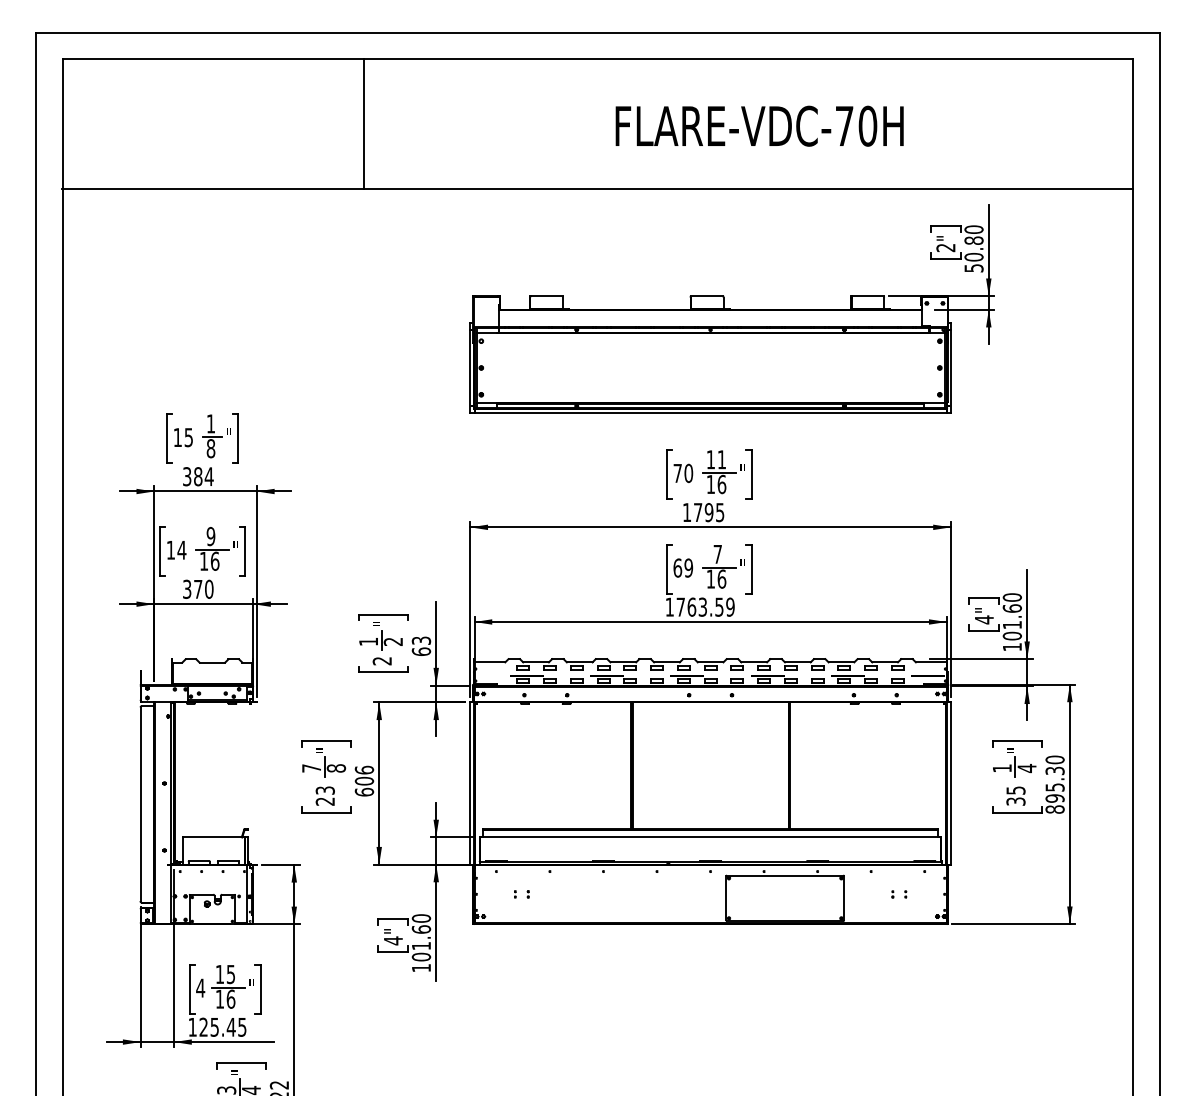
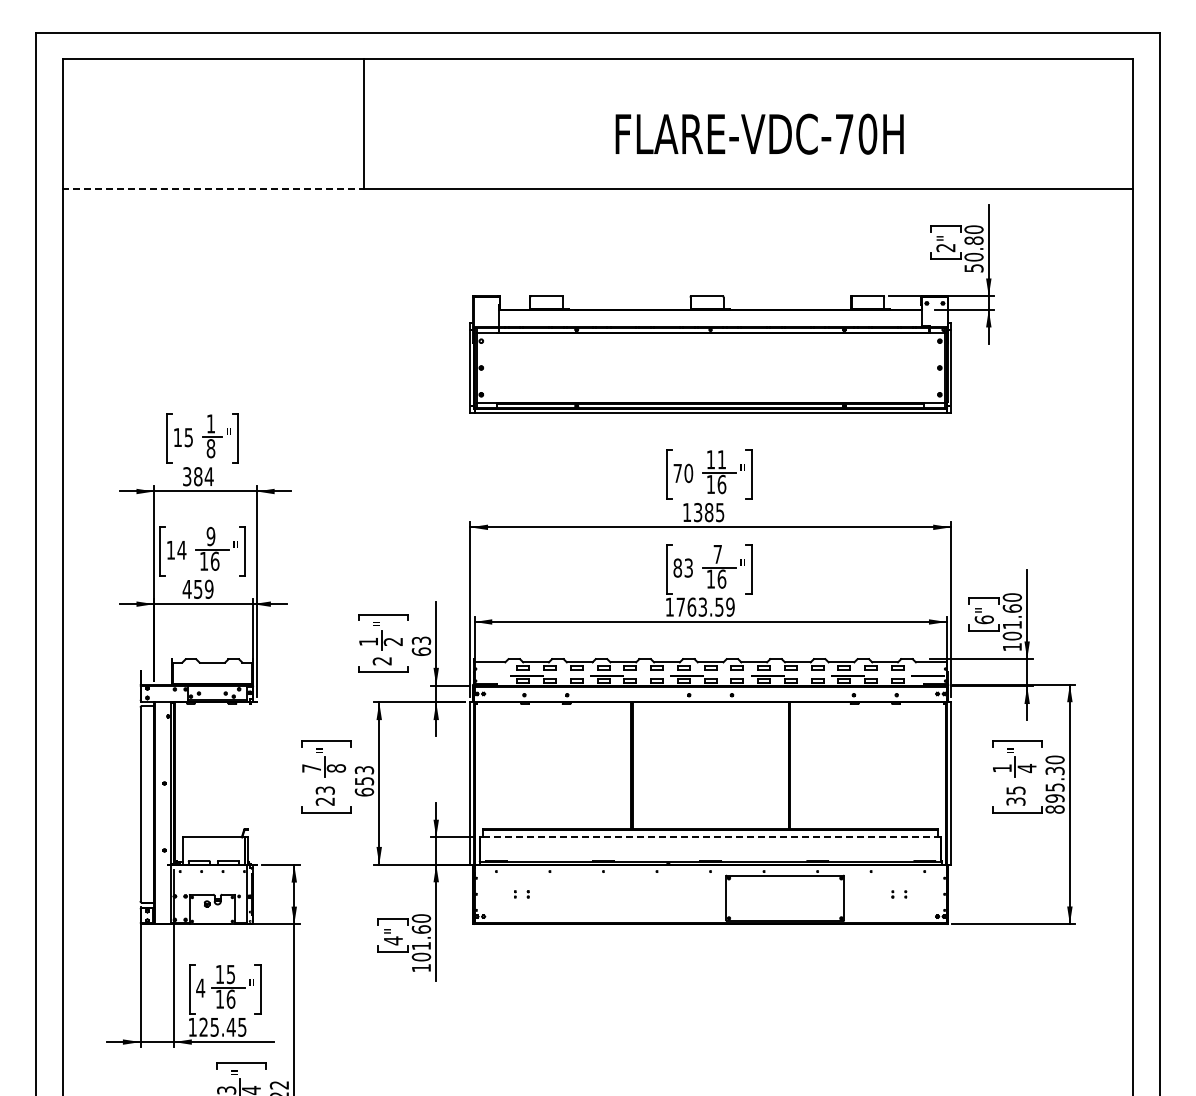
text position: (759, 125) -> (759, 133) (759, 133)
line: solid -> dashed (213, 189)
text: 1795 -> 1385 (703, 512)
text: 69 -> 83 (683, 567)
text: 370 -> 459 (197, 588)
text: 4" -> 6" (983, 619)
text: 606 -> 653 (364, 775)
line: solid -> dashed (710, 837)
